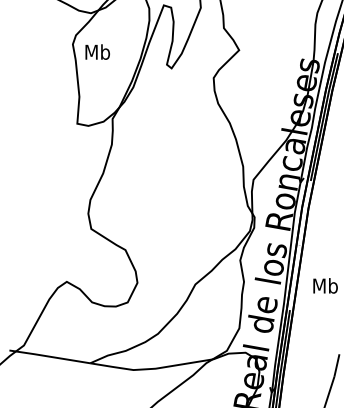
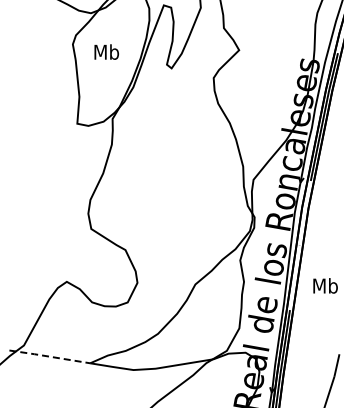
text position: (97, 51) -> (106, 51) (106, 51)
line: solid -> dashed (49, 356)
